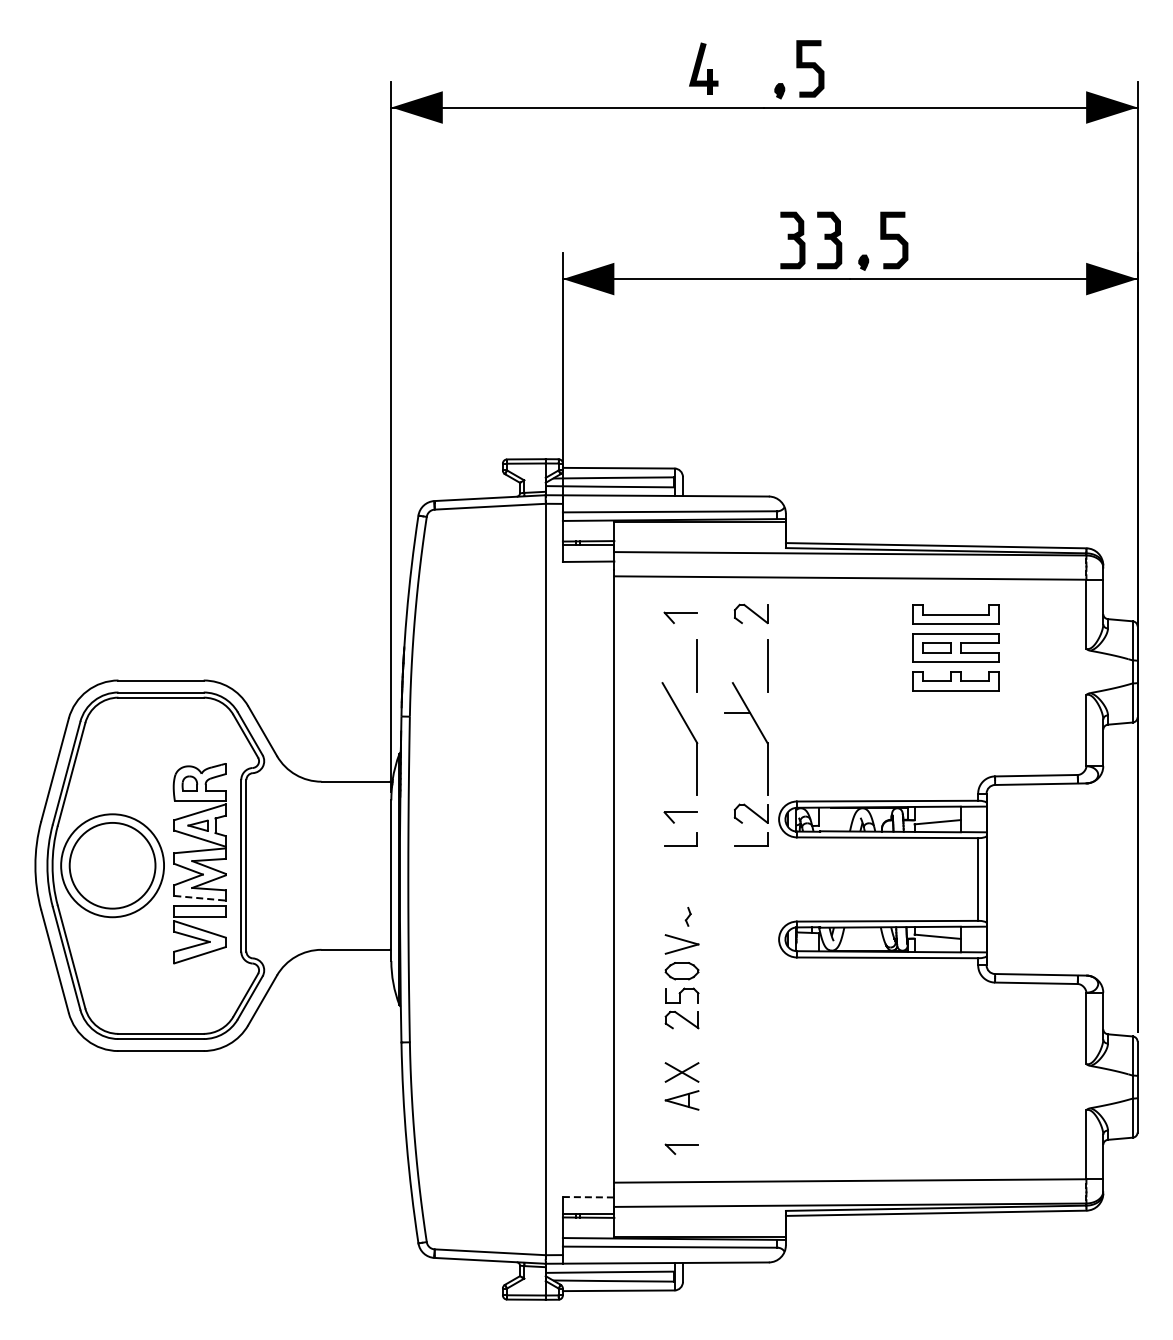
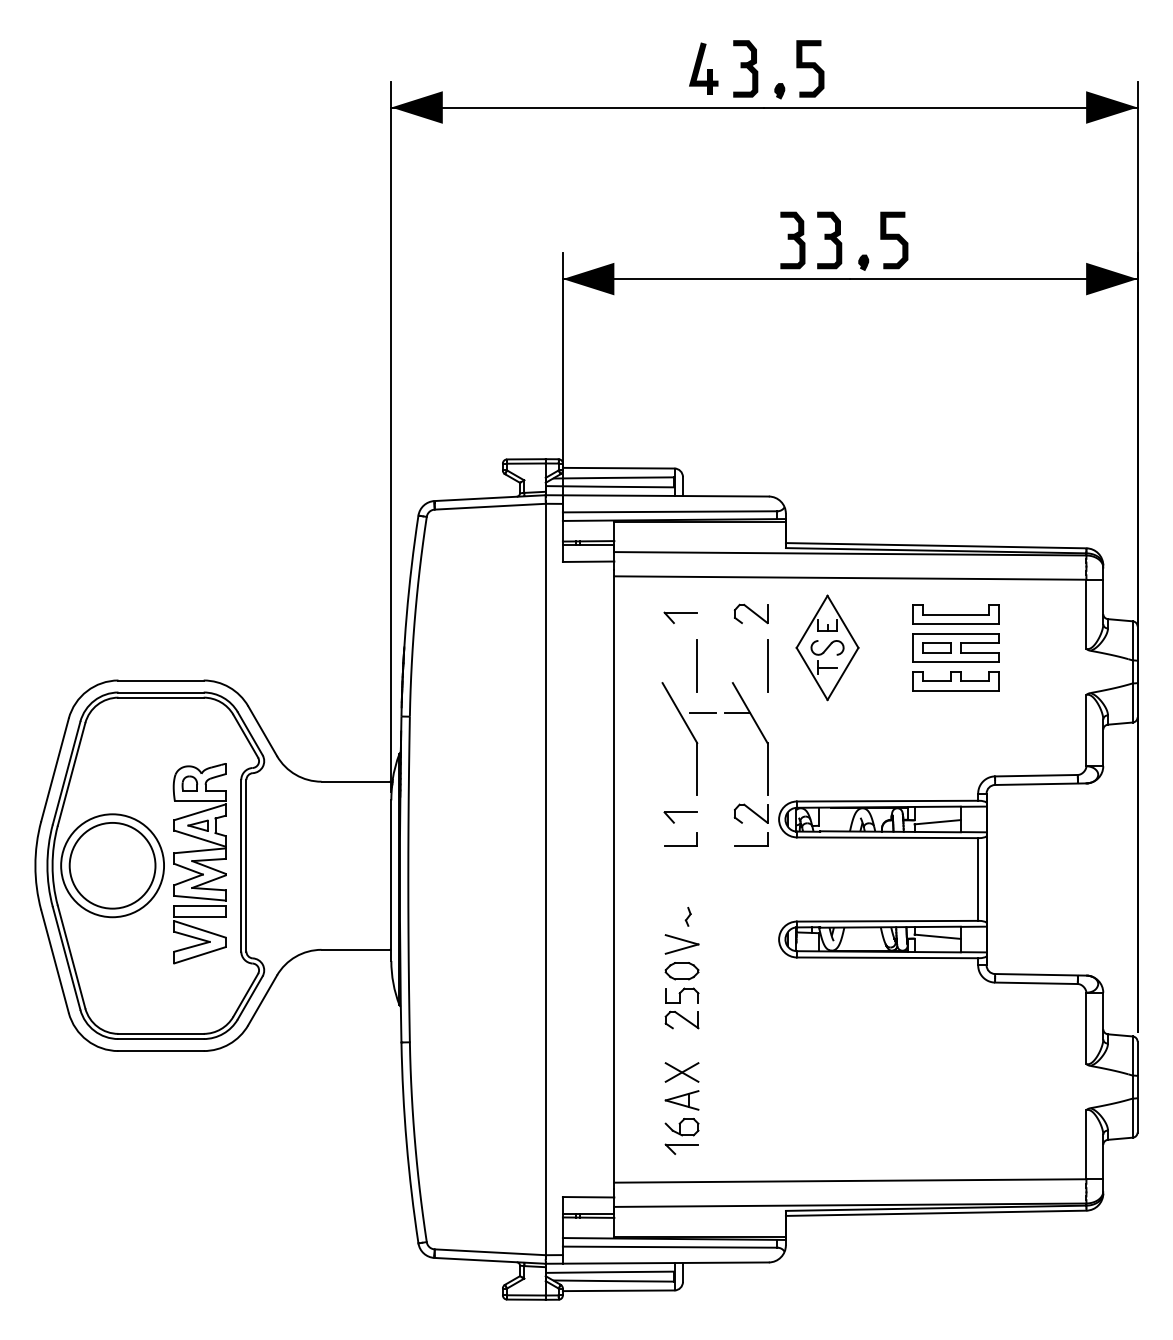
part: none -> present (745, 68)
part: none -> present (827, 647)
line: none -> present (703, 713)
line: dashed -> solid (200, 898)
part: none -> present (681, 1127)
line: dashed -> solid (588, 1197)
